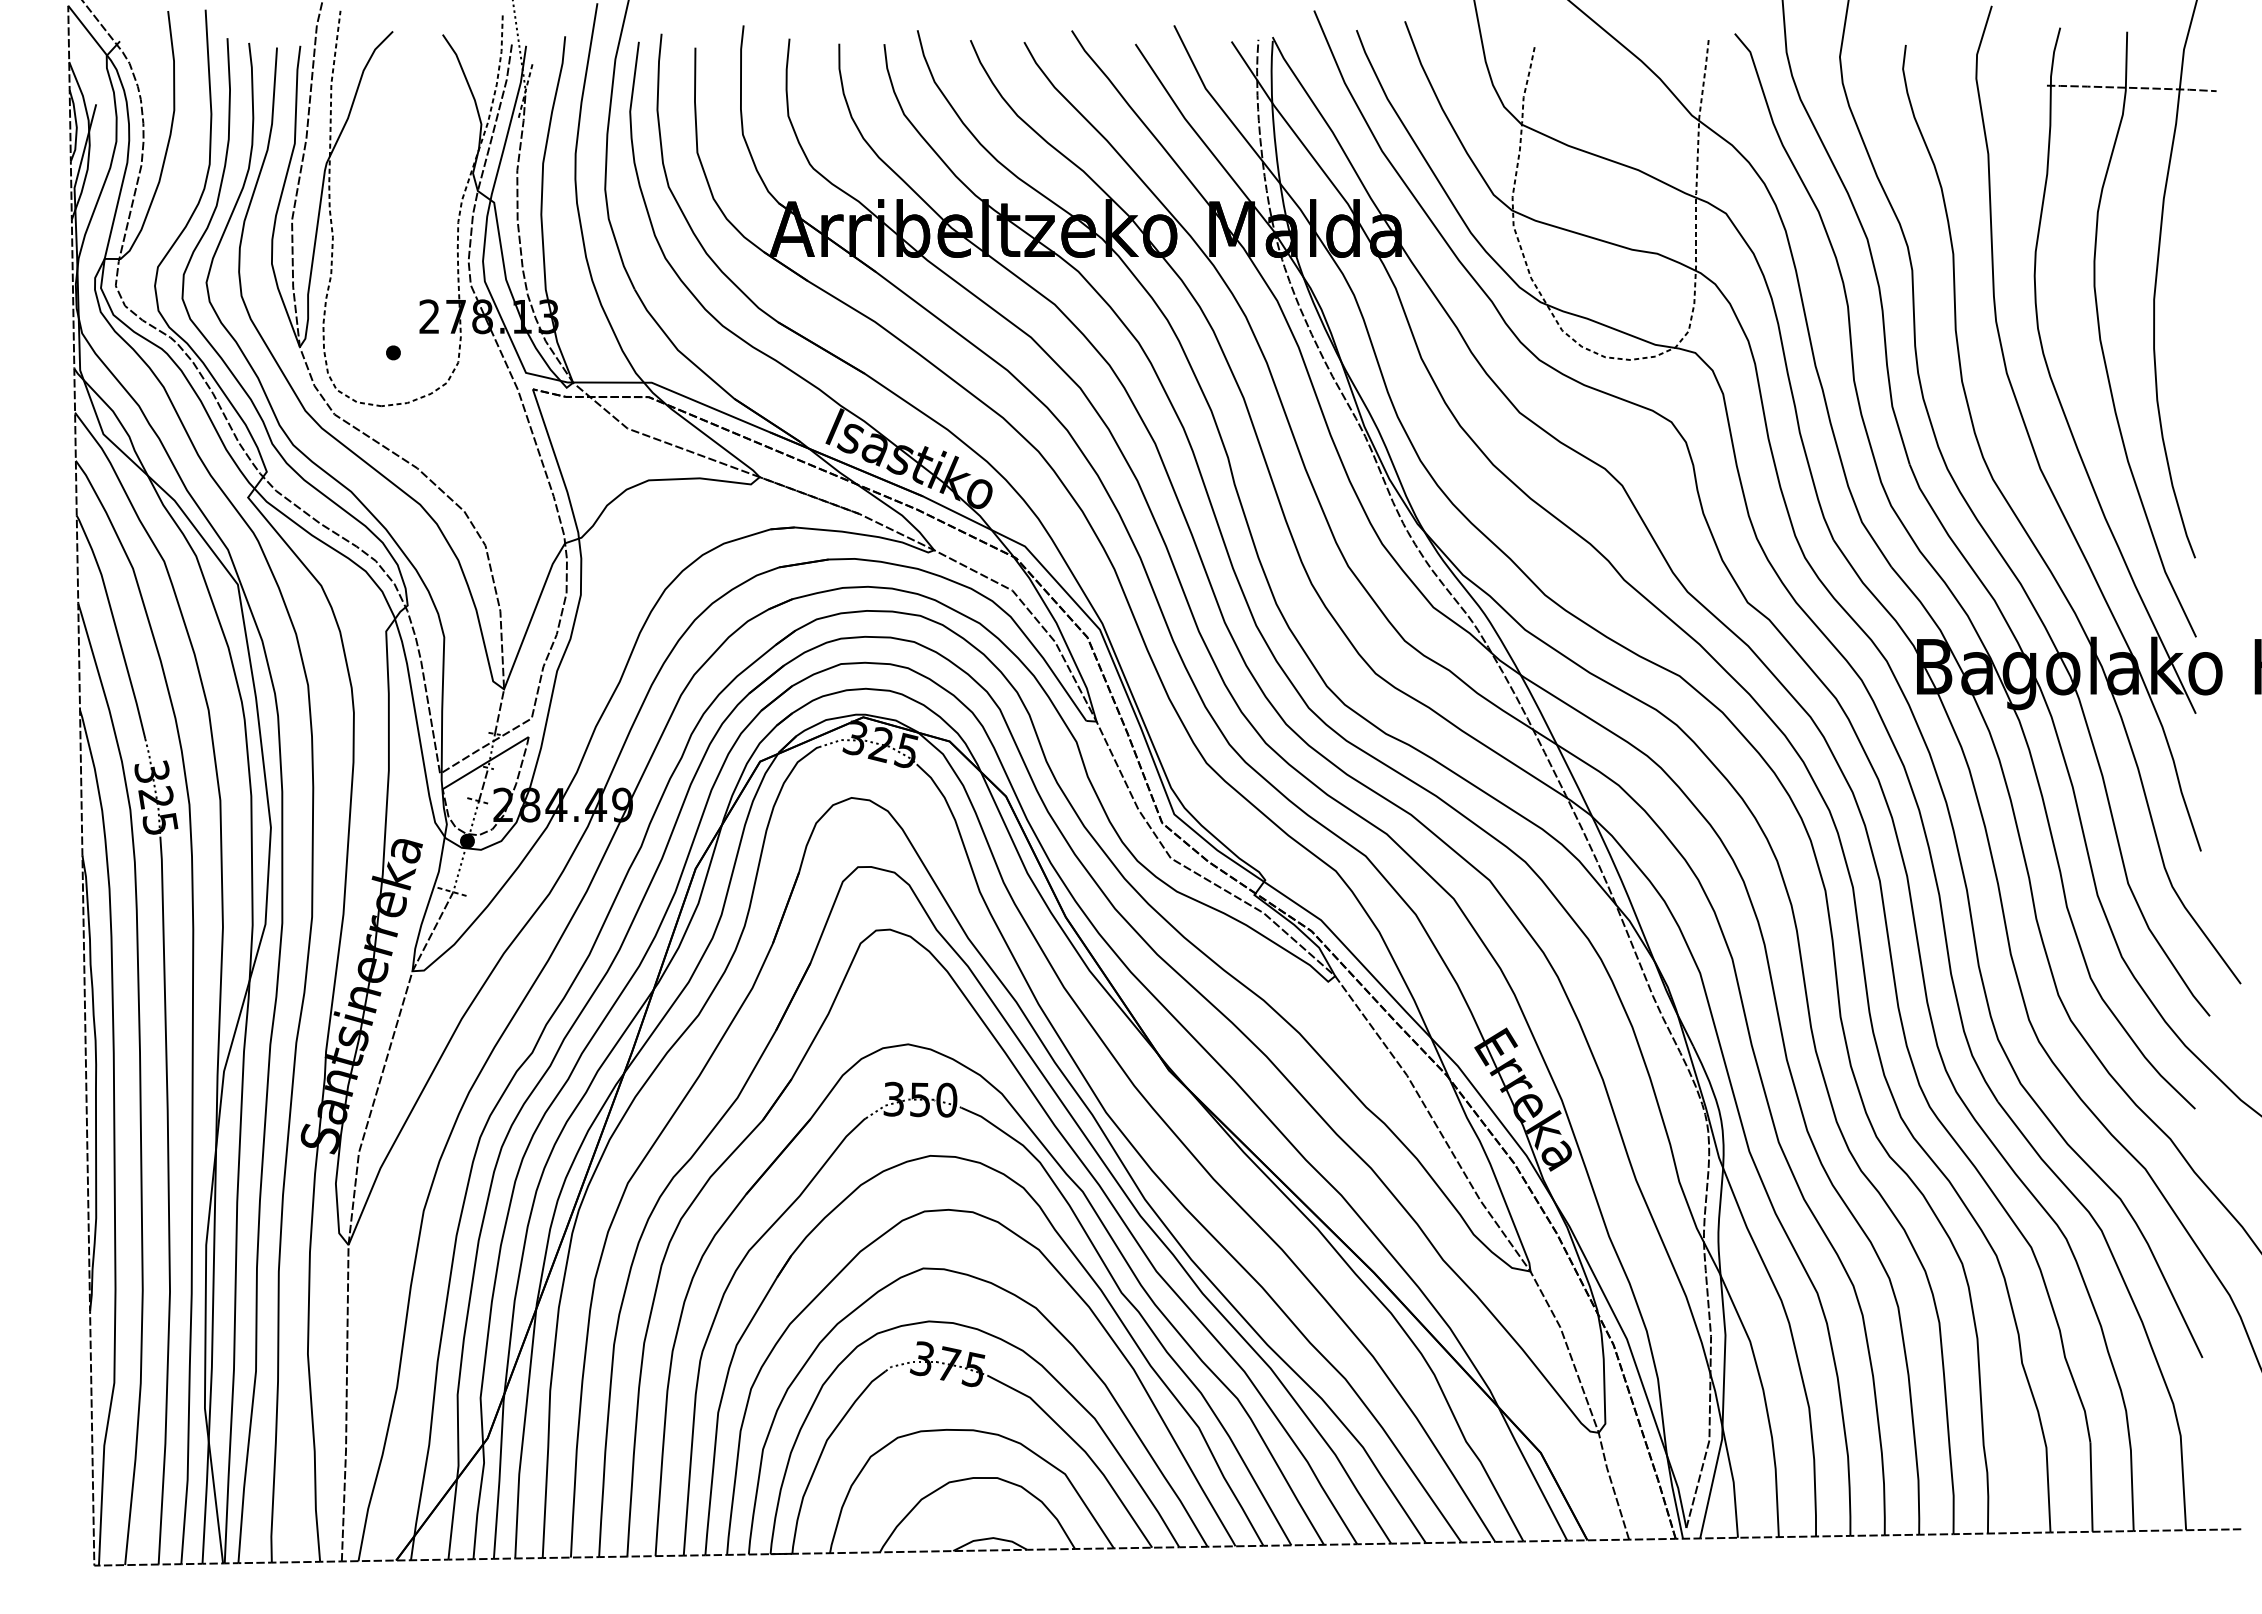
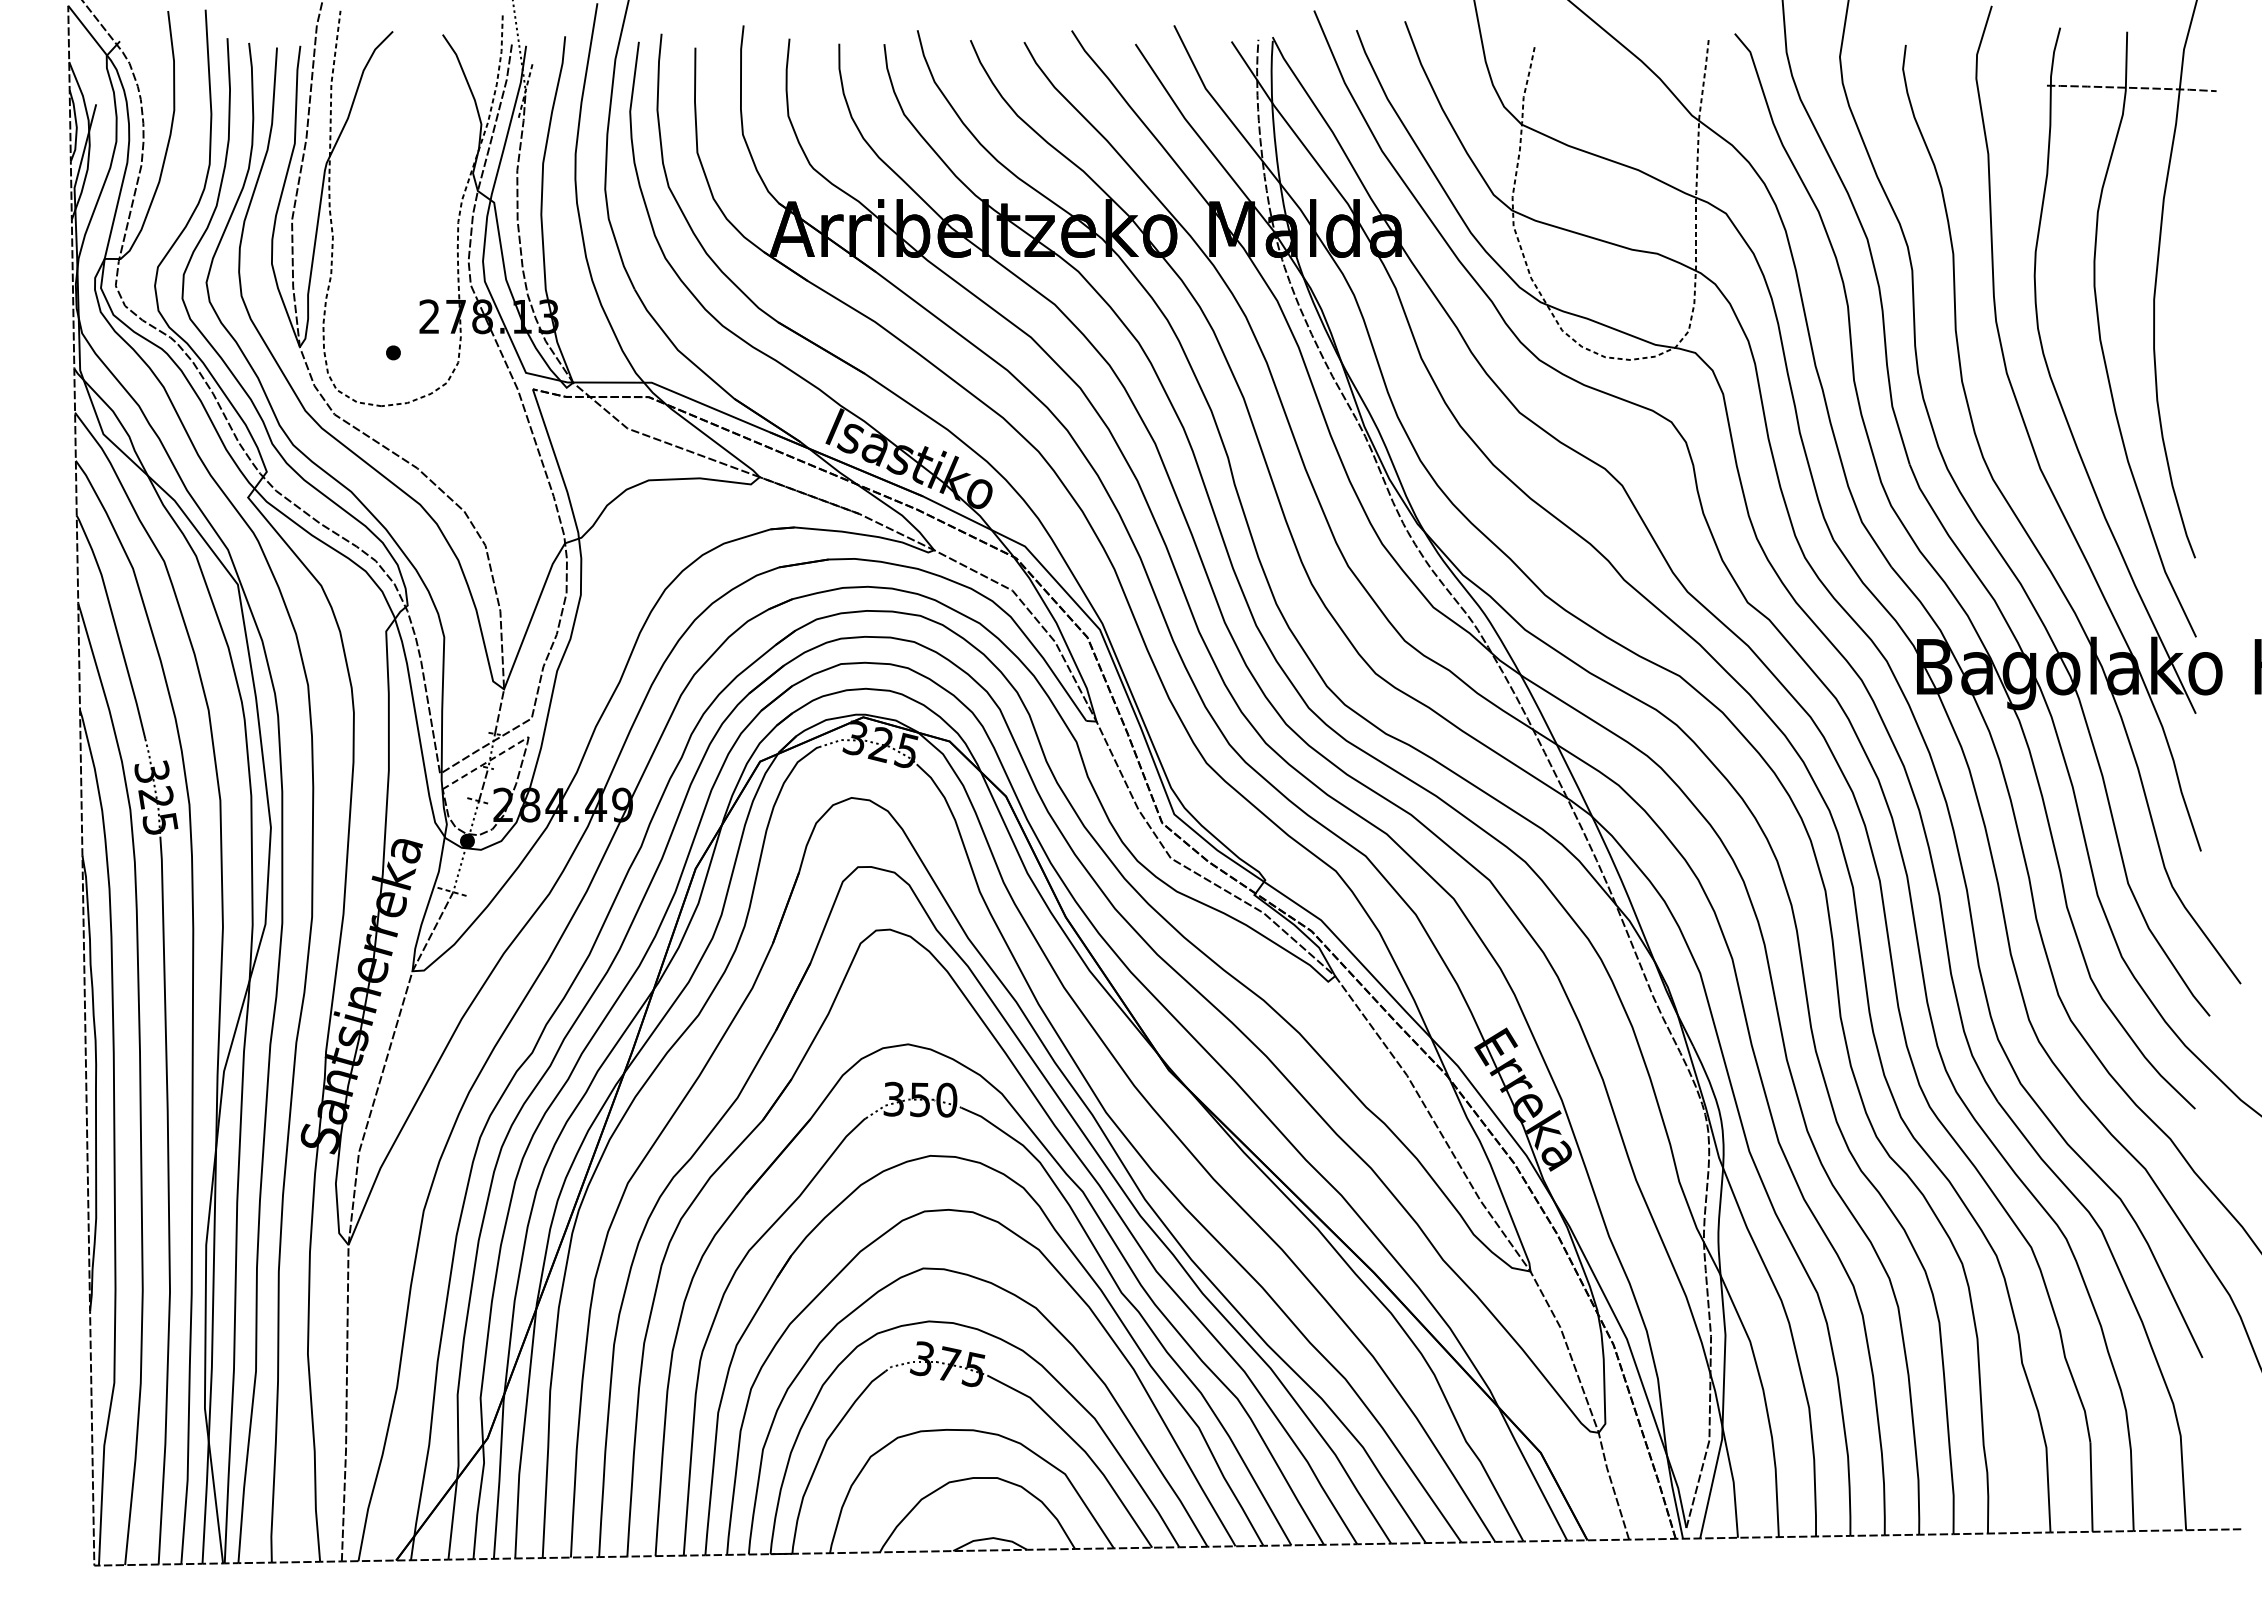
line: solid -> dashed (486, 762)
